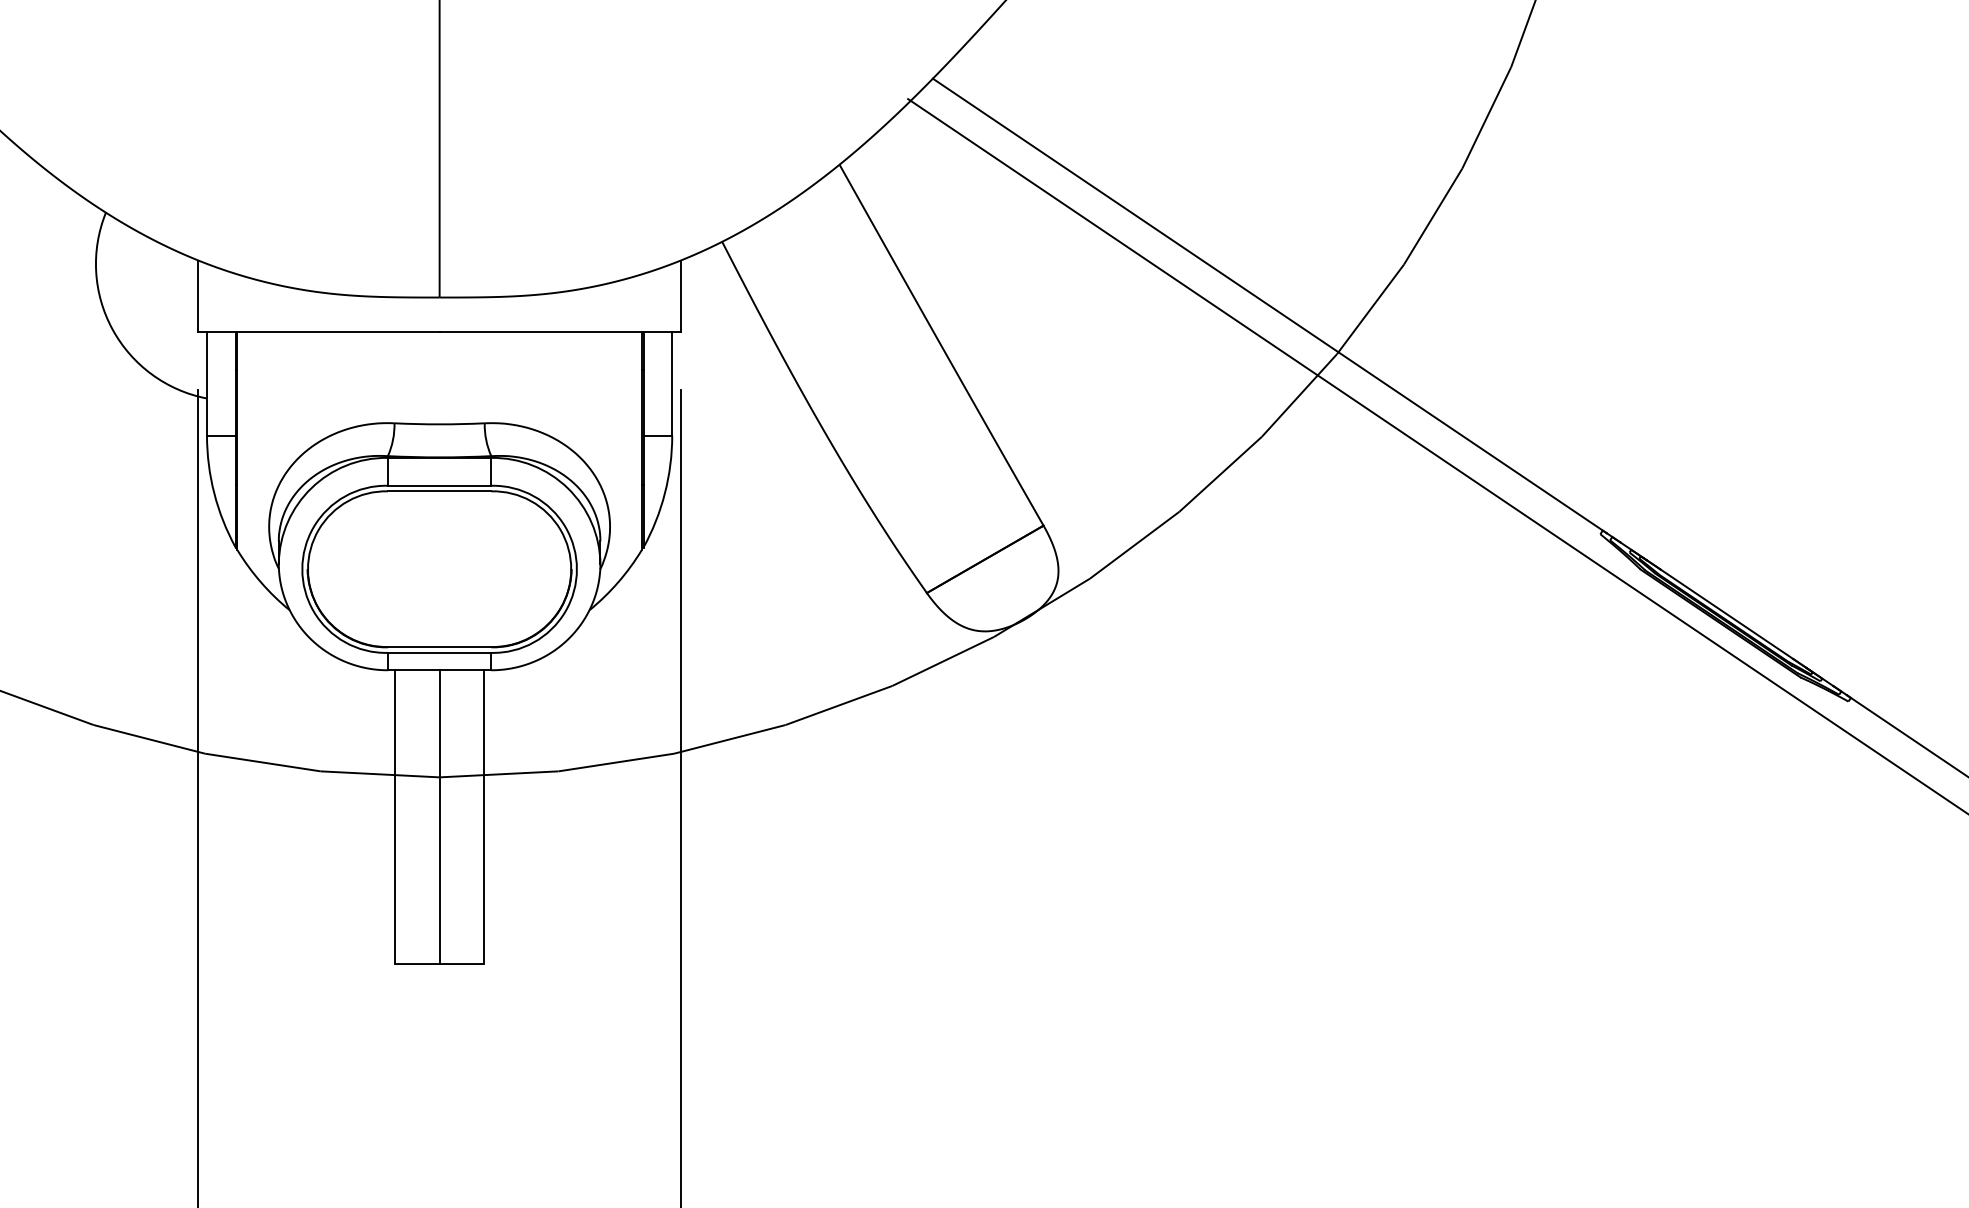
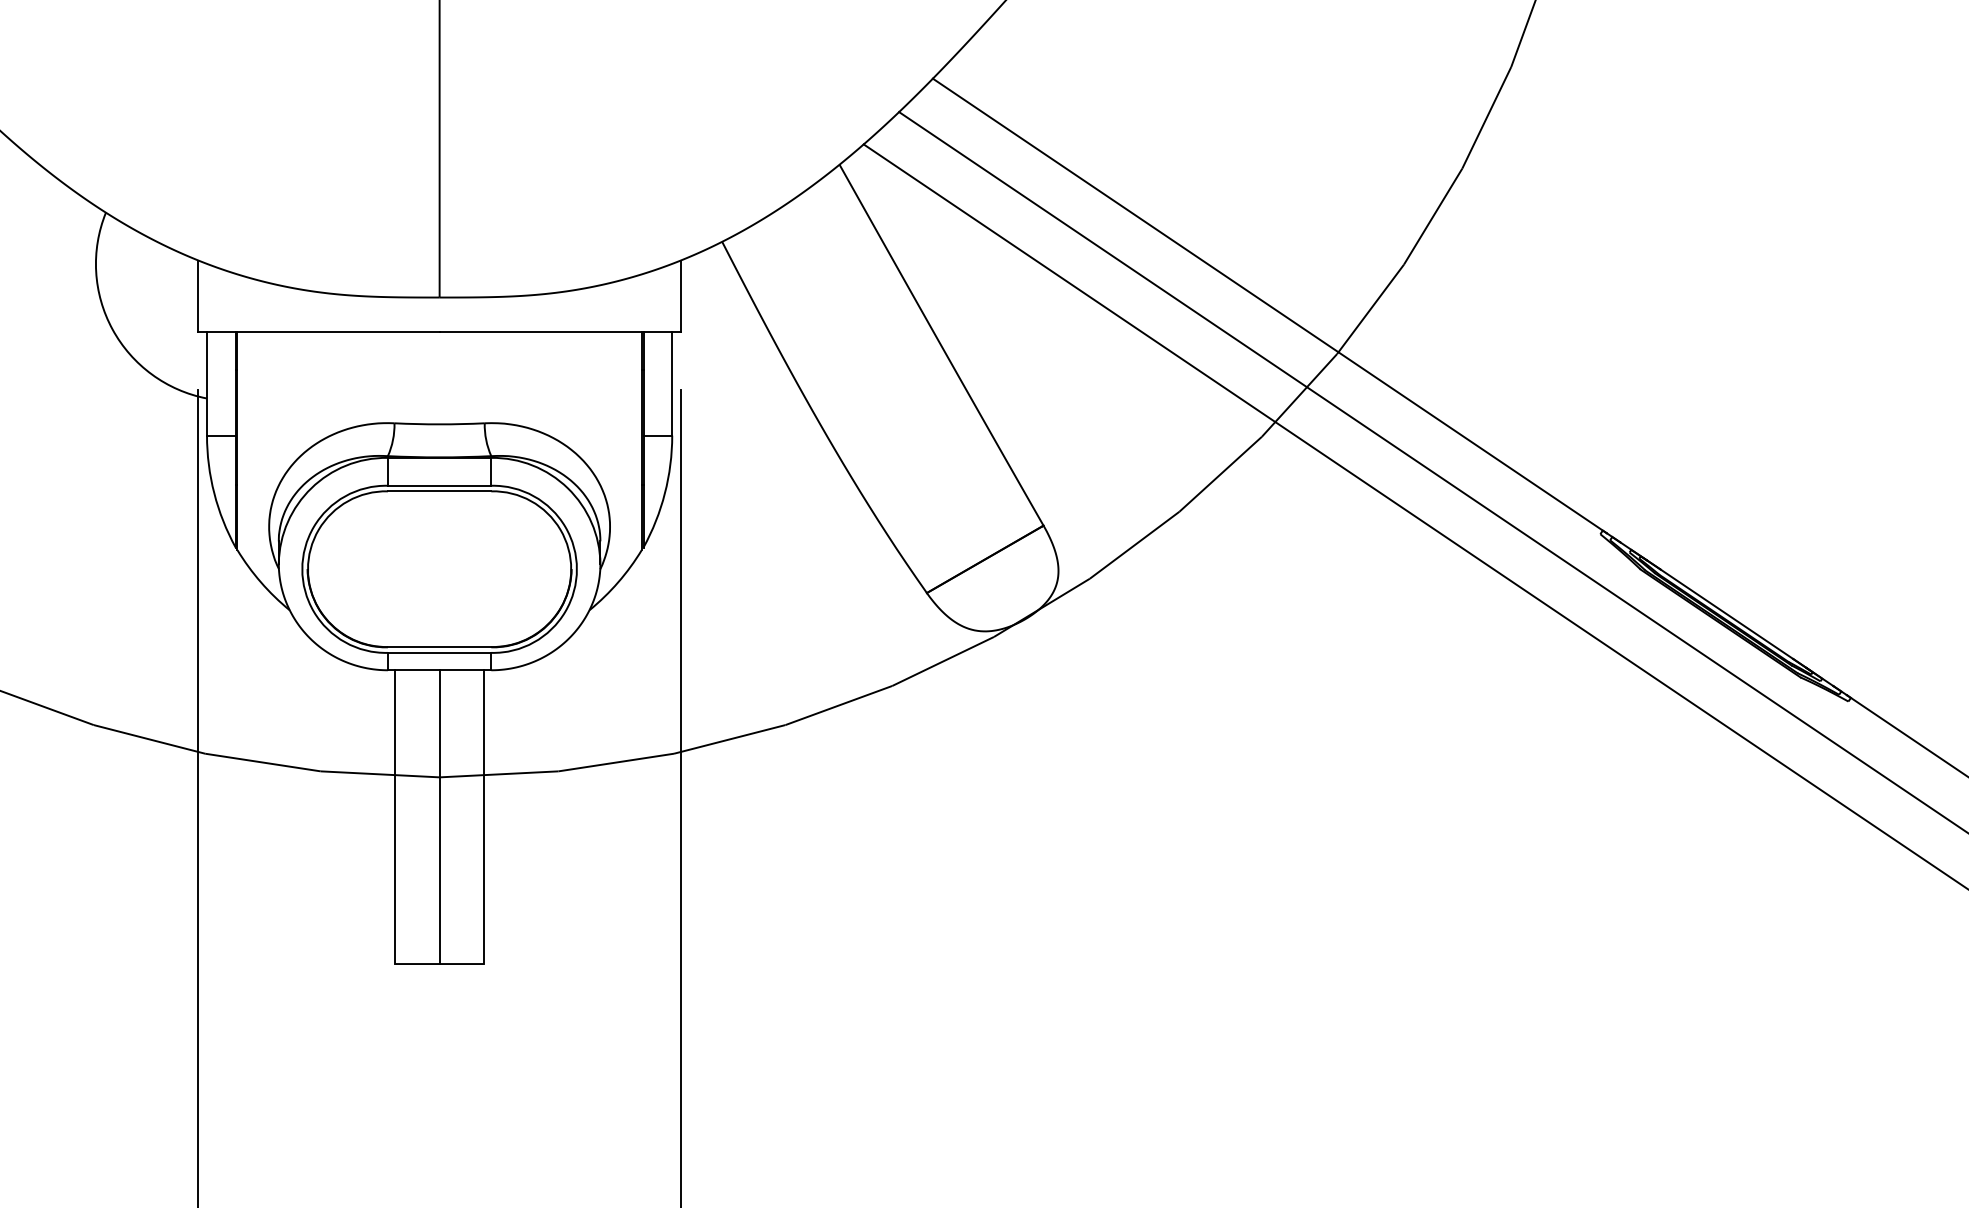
line position: (1436, 455) -> (1432, 471) (1432, 471)
line: none -> present (1414, 515)
